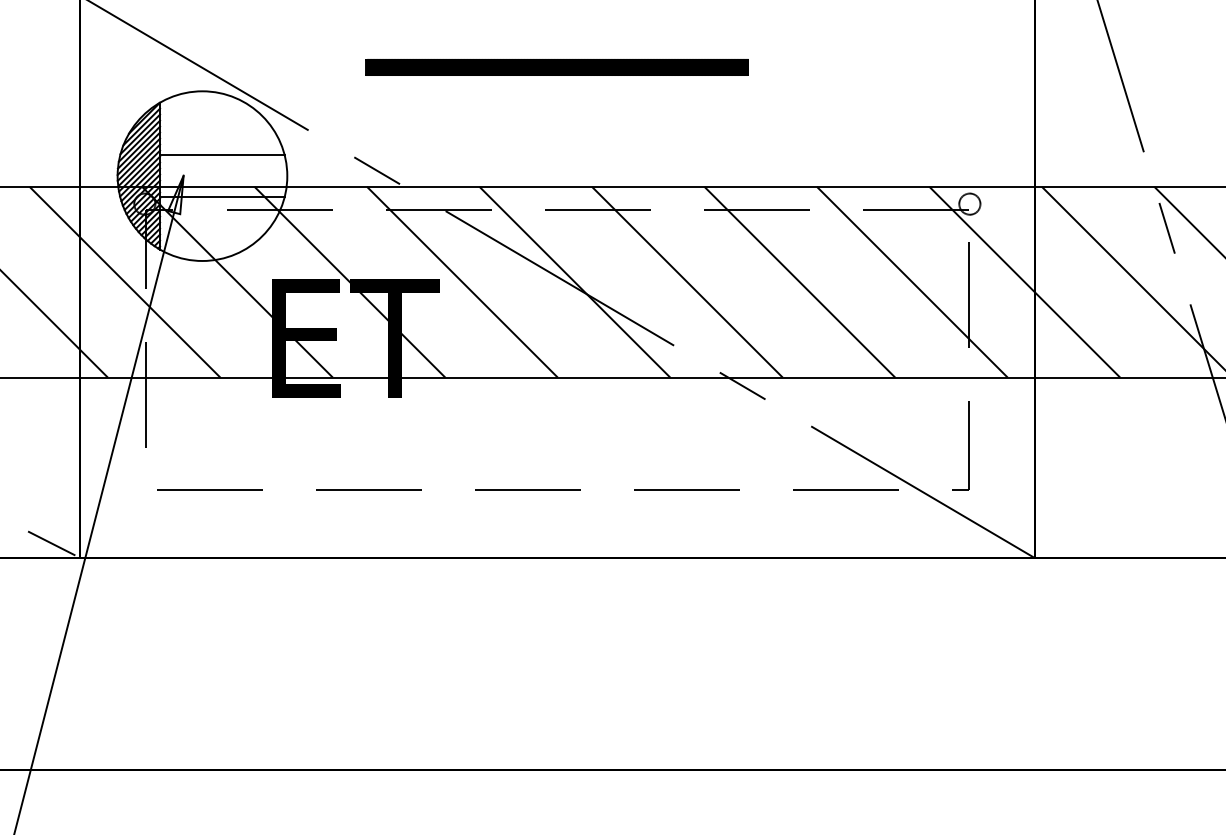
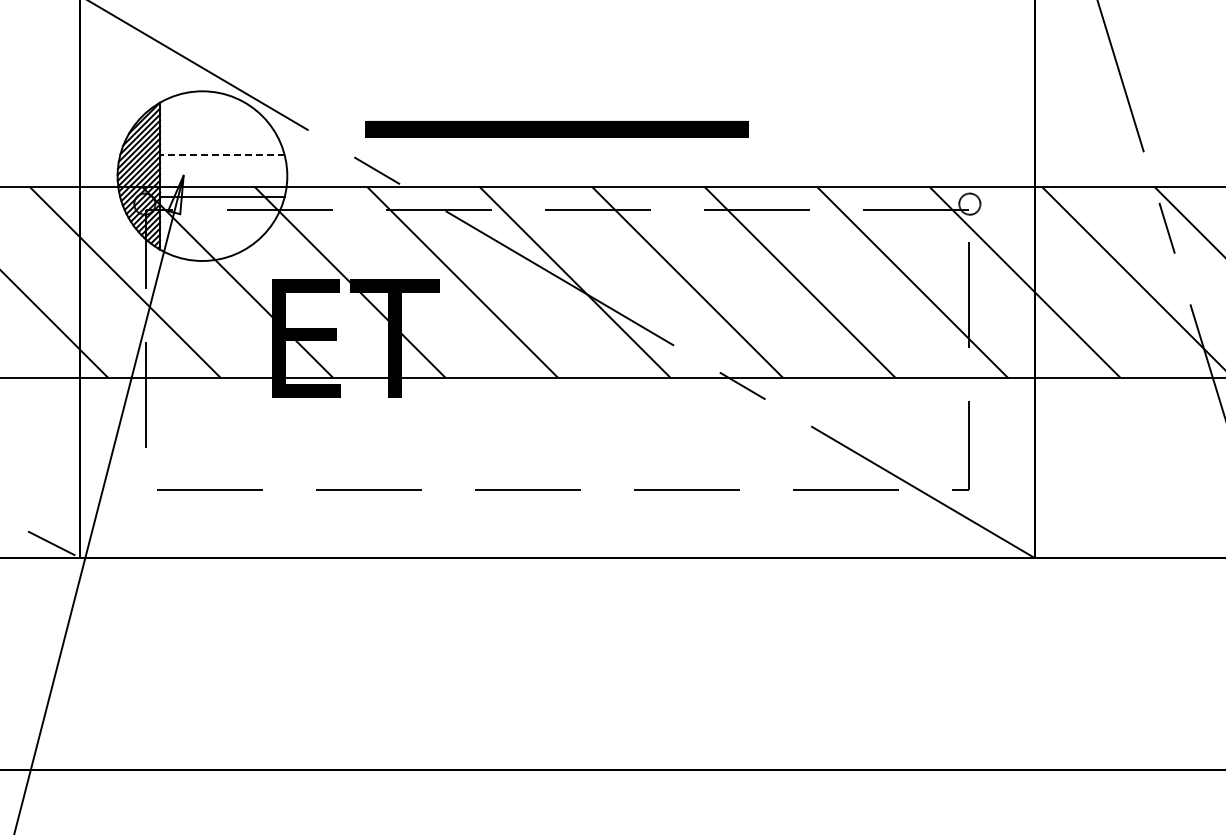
part position: (556, 67) -> (556, 129) (556, 129)
line: solid -> dashed (221, 154)
